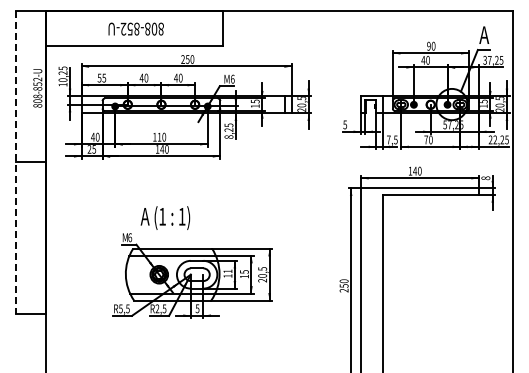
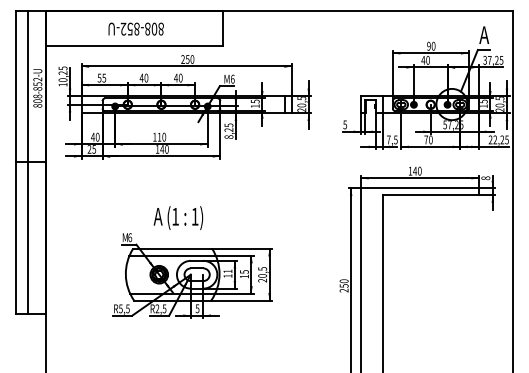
line: none -> present (28, 162)
line: dashed -> solid (15, 163)
text position: (165, 217) -> (178, 217) (178, 217)
